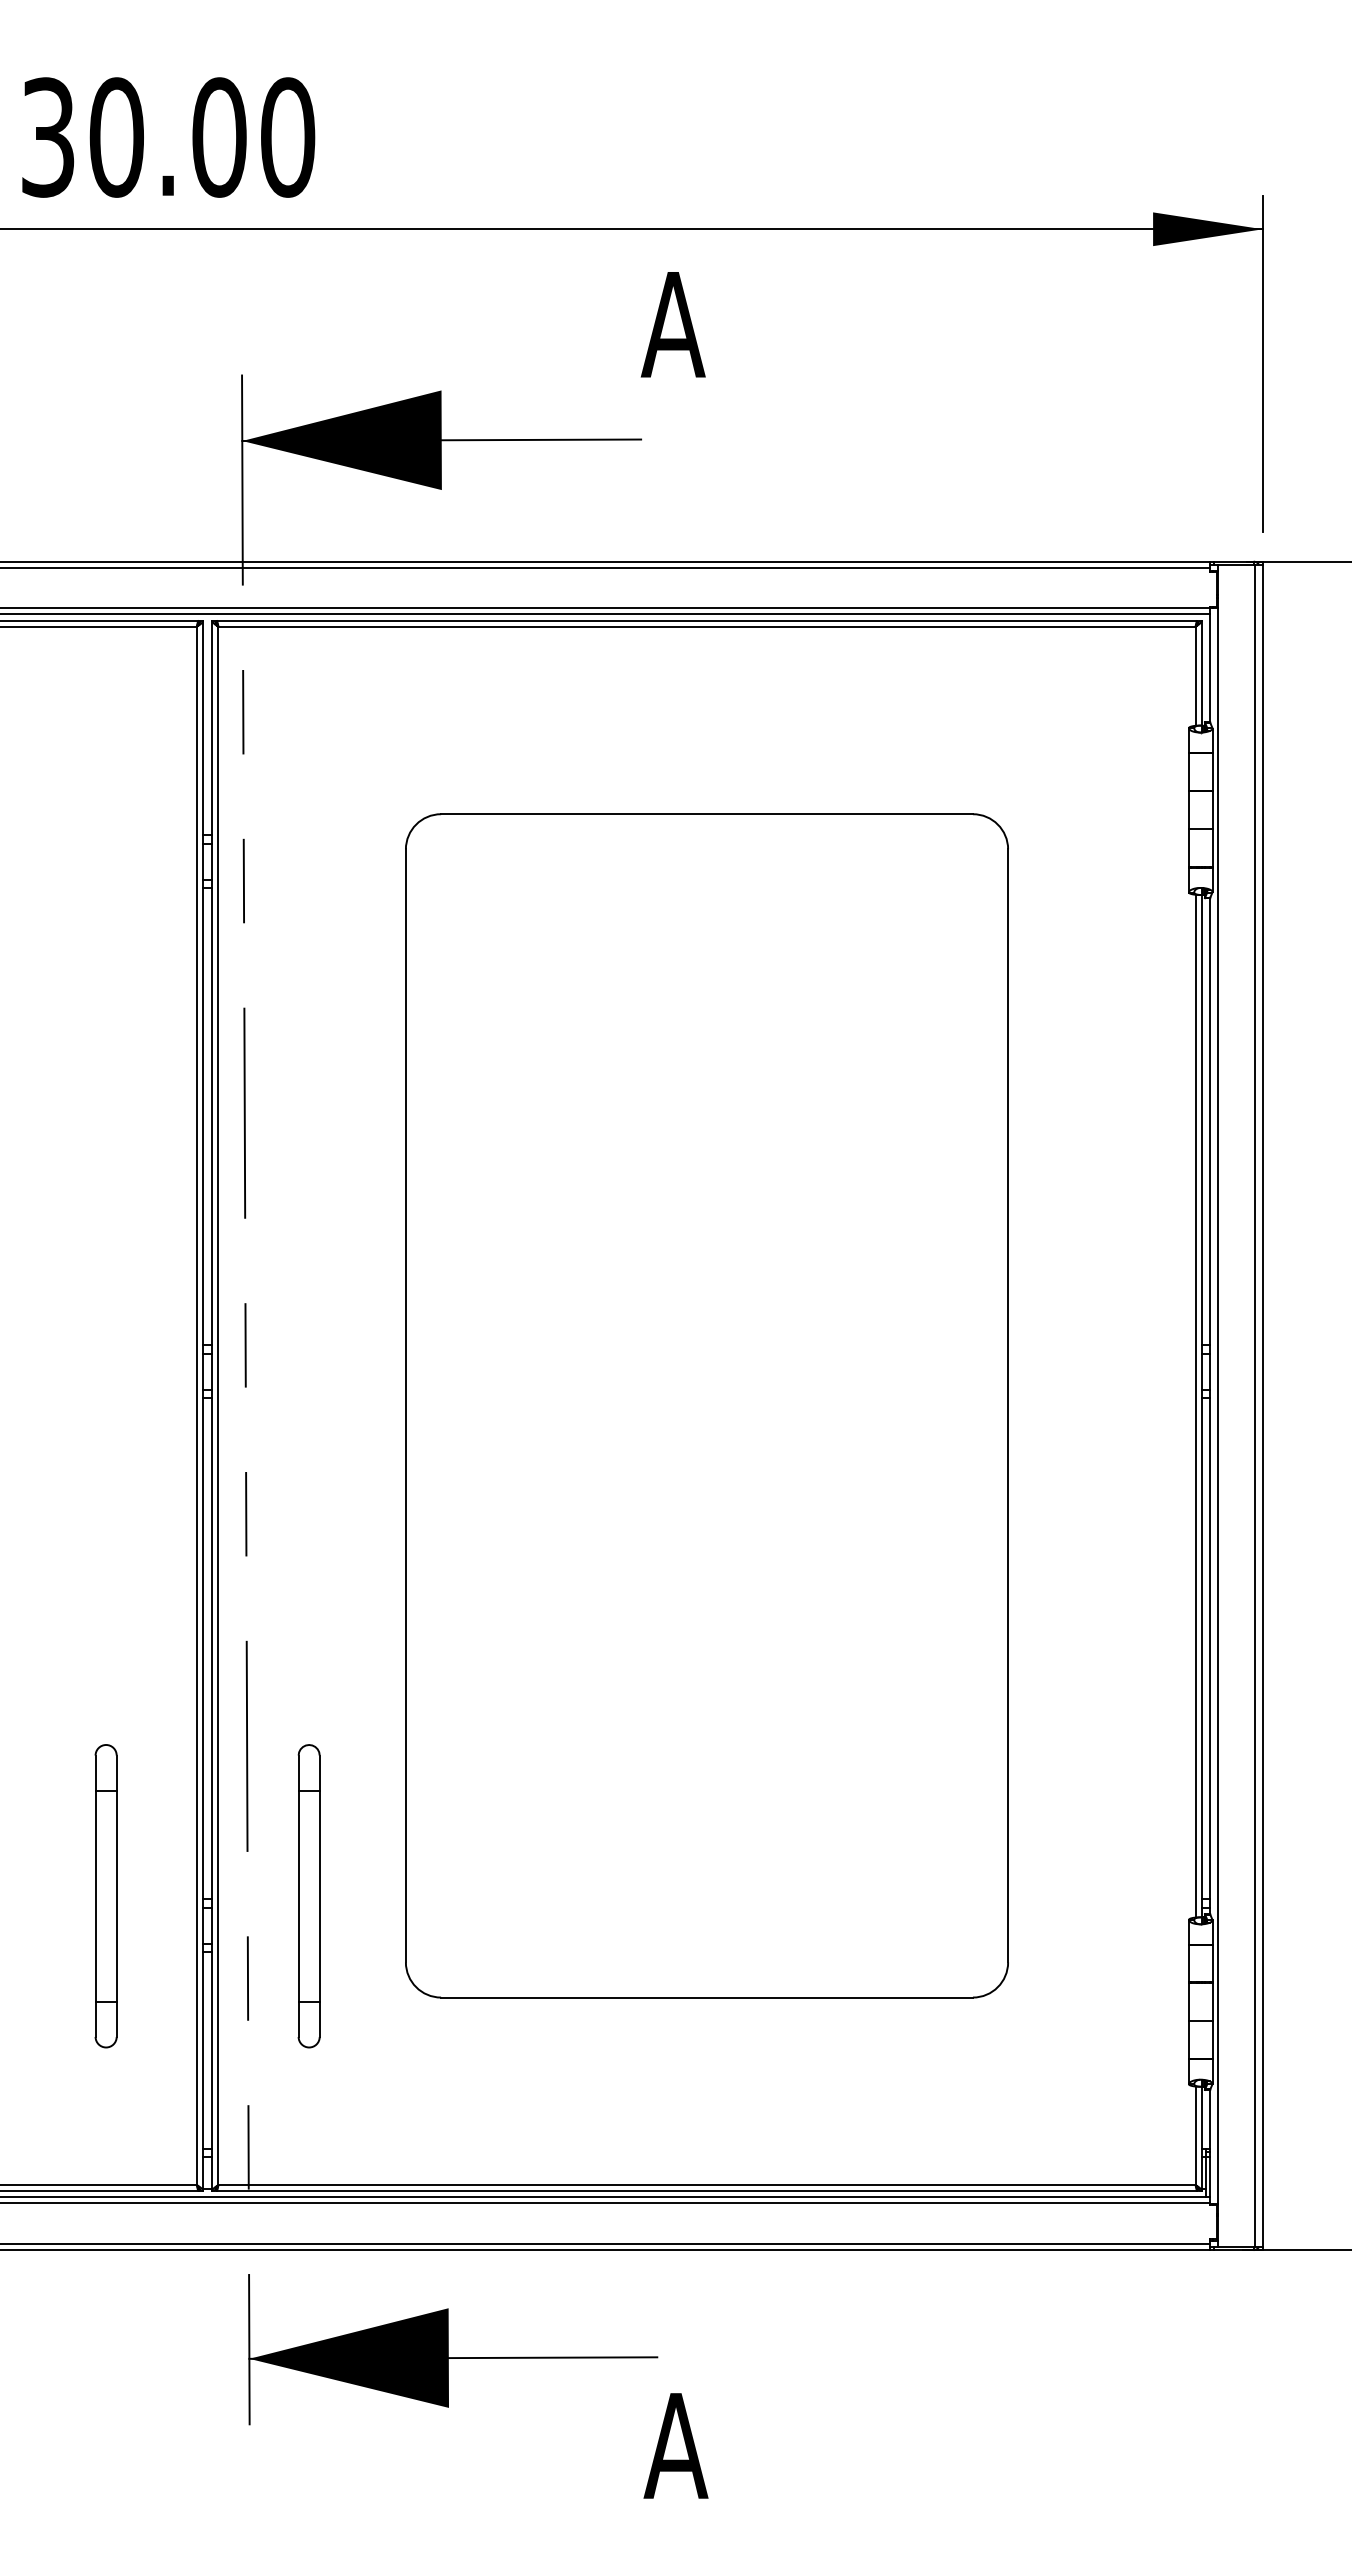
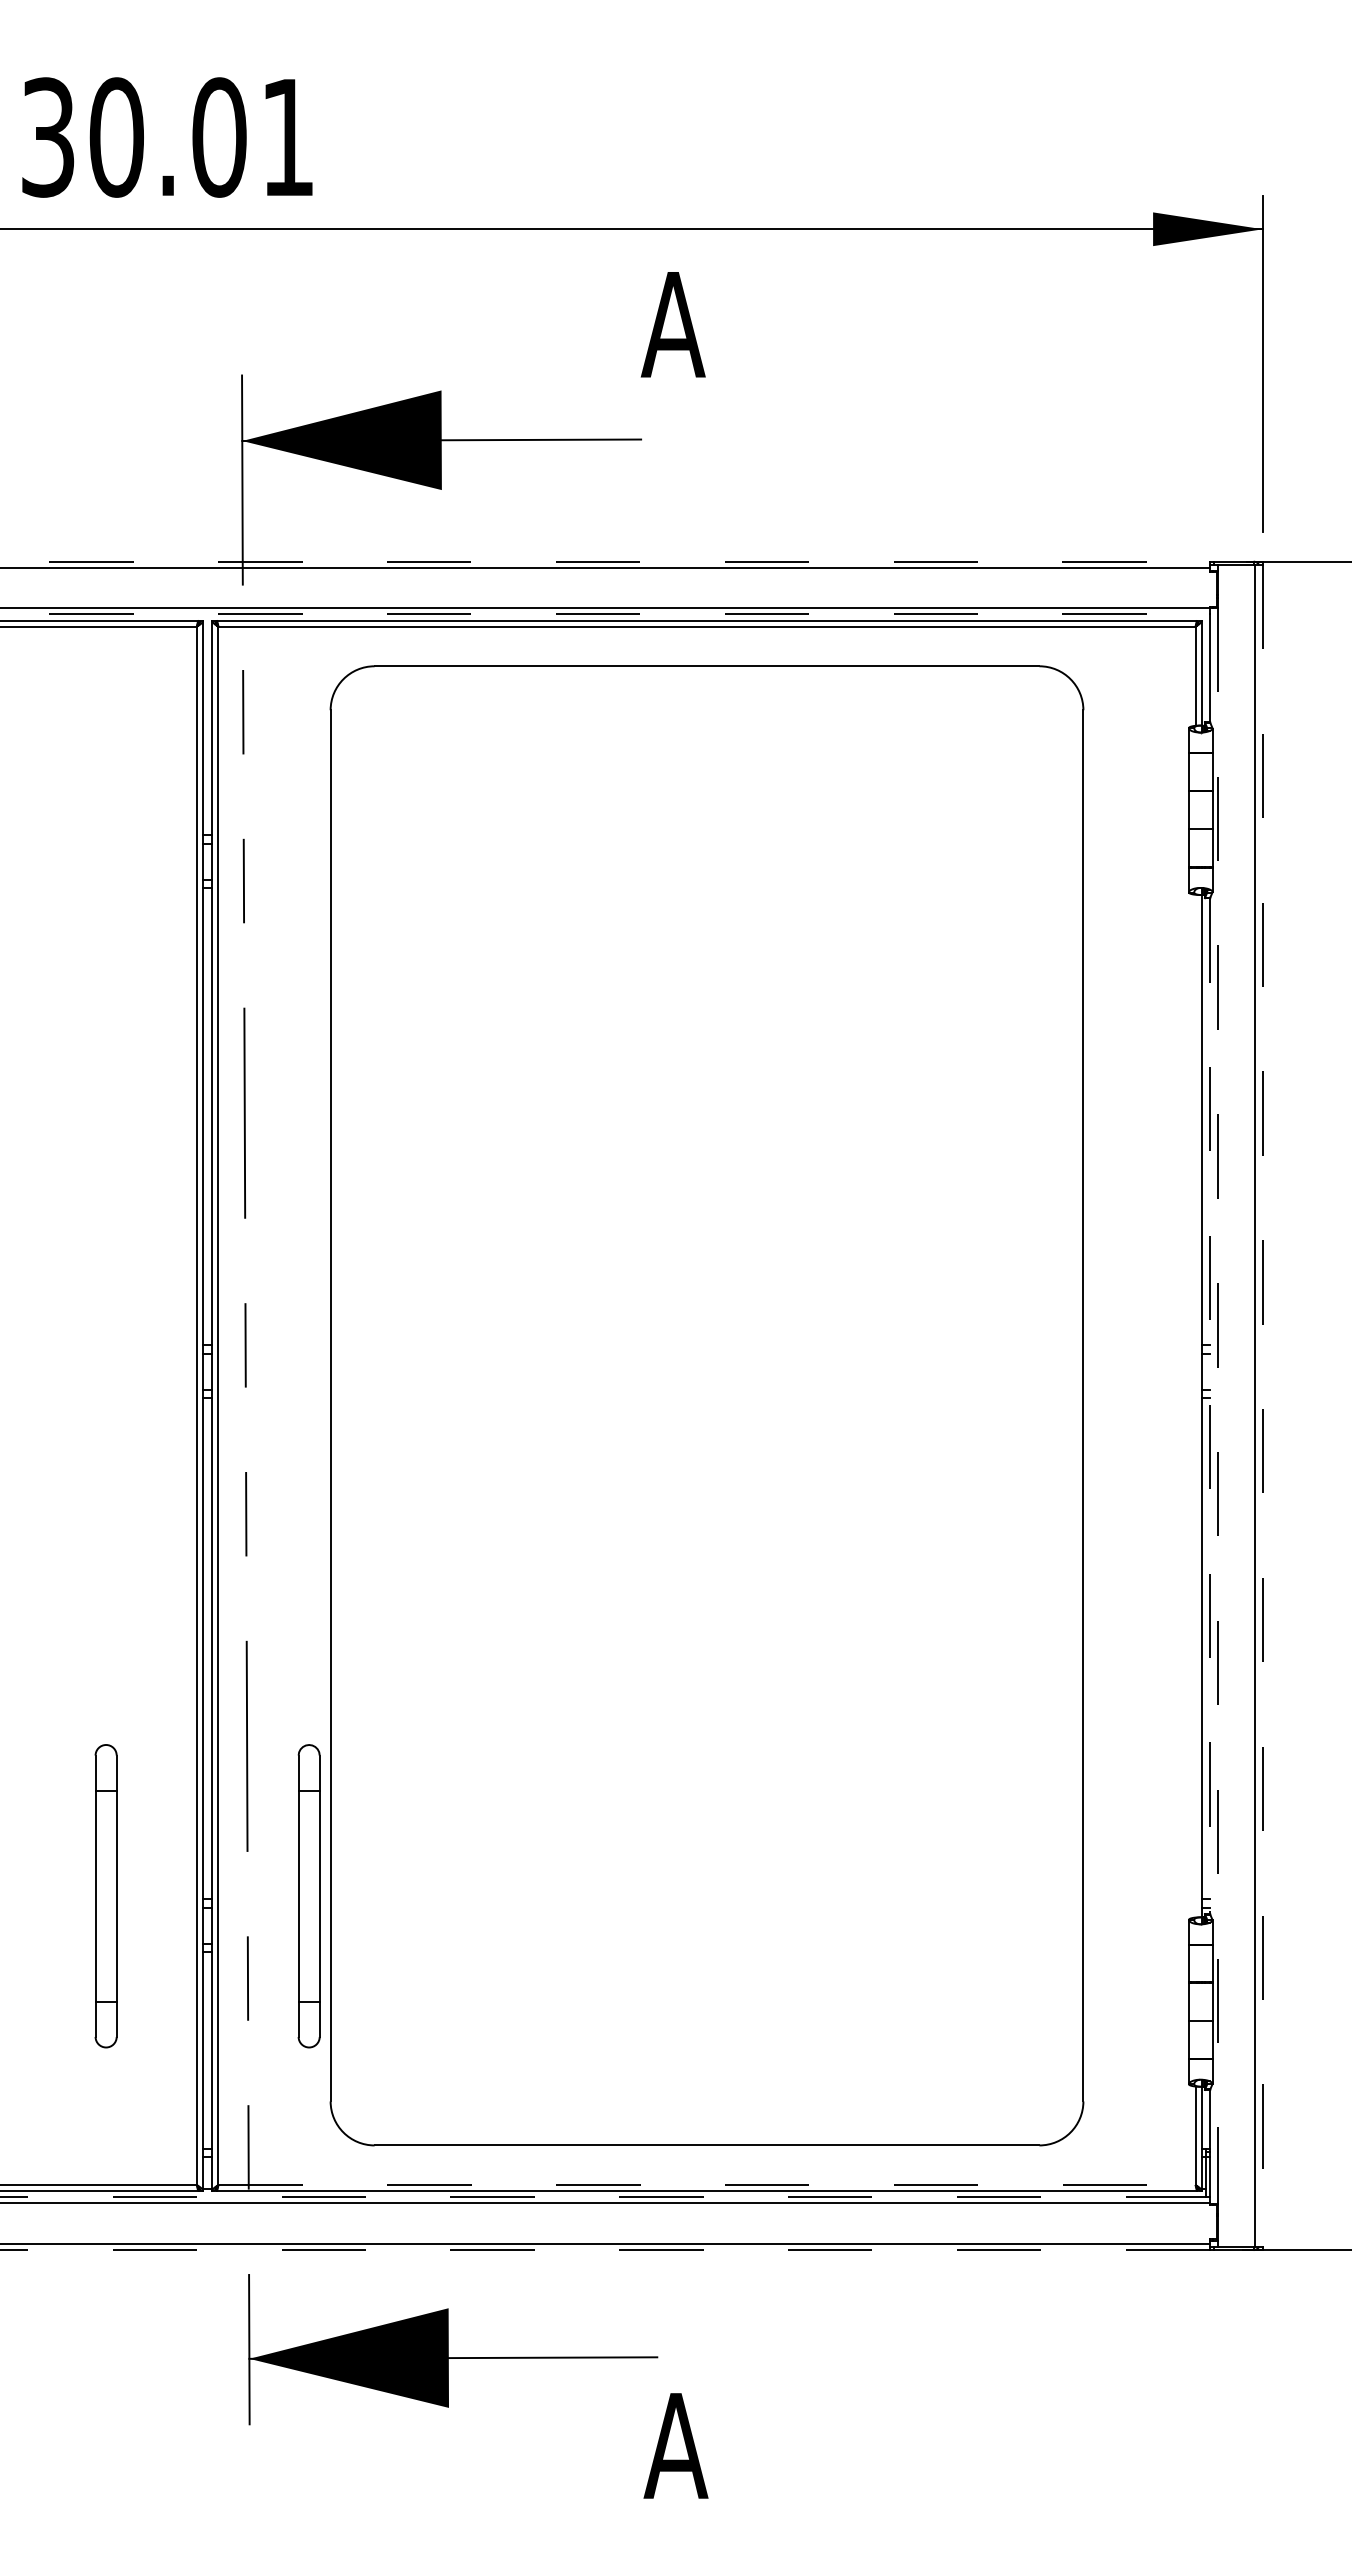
text: 30.00 -> 30.01 (288, 137)
line: solid -> dashed (605, 561)
line: solid -> dashed (605, 614)
part size: 604x1186 px -> 756x1482 px (706, 1405)
line: present -> none (1195, 1405)
line: solid -> dashed (1210, 1406)
line: solid -> dashed (1217, 1406)
line: solid -> dashed (1262, 1406)
line: solid -> dashed (707, 2185)
line: solid -> dashed (605, 2197)
line: solid -> dashed (605, 2250)
